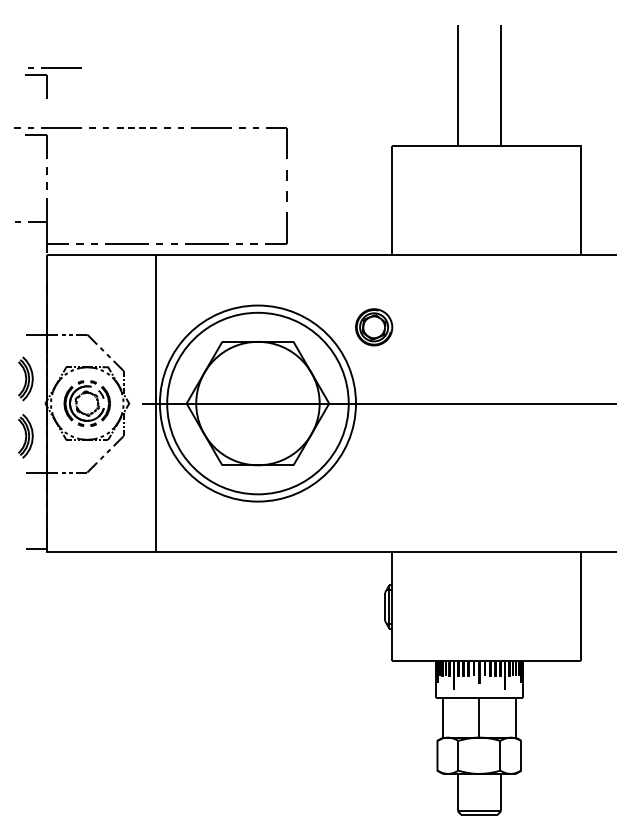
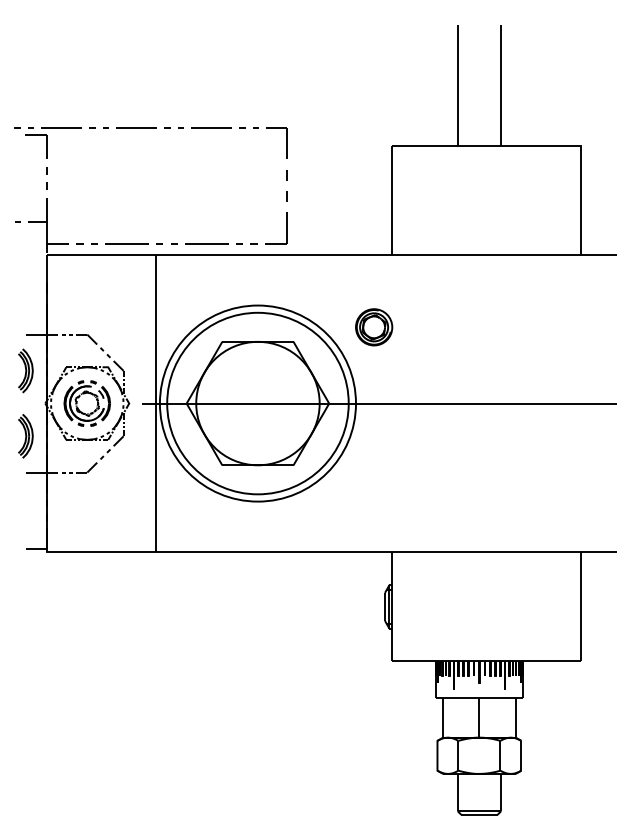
part: present -> none (53, 82)
line: dashed -> solid (136, 127)
part position: (25, 378) -> (25, 370) (25, 370)
